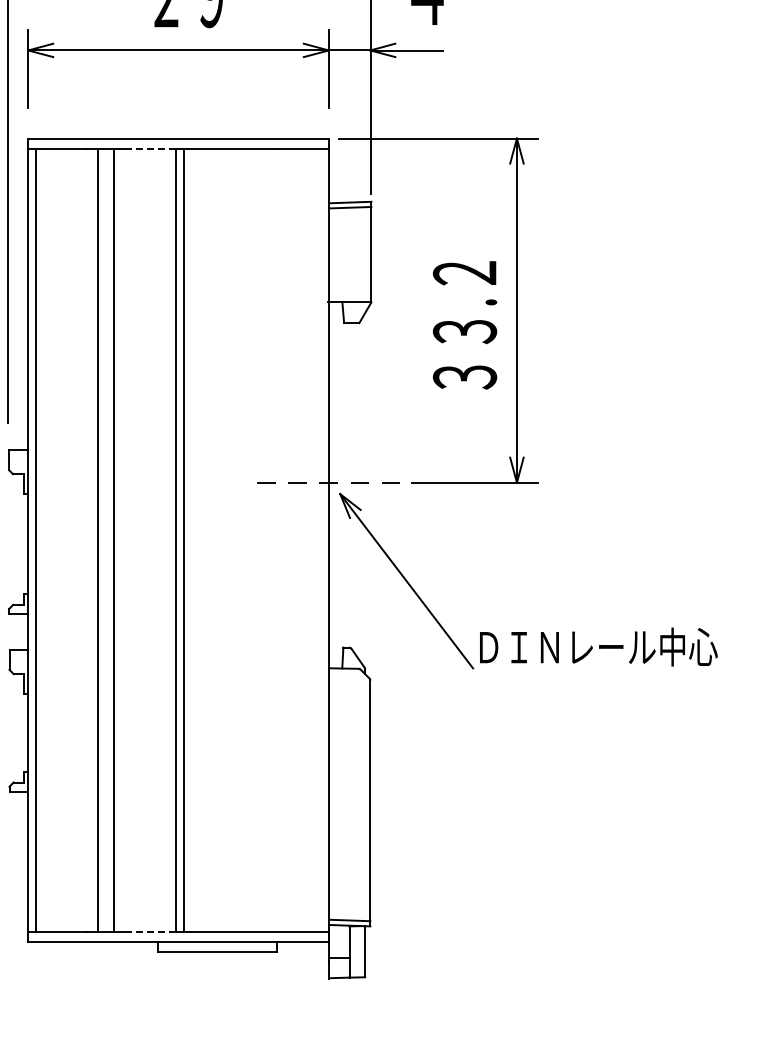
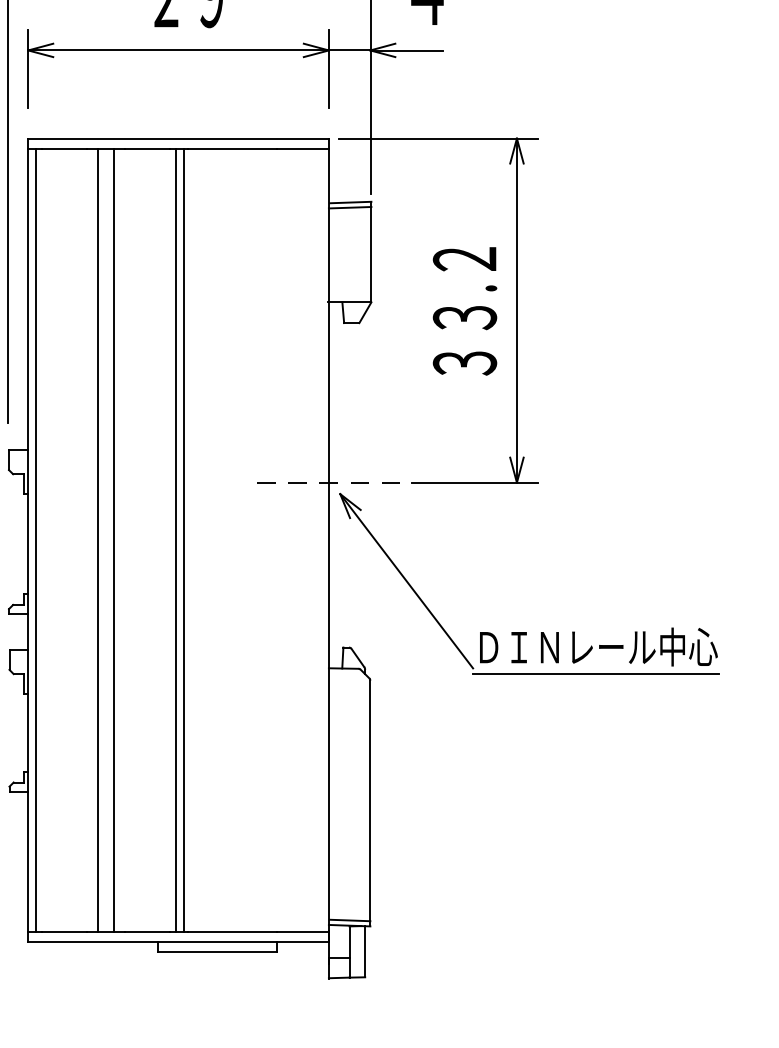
line: dashed -> solid (147, 148)
text position: (464, 325) -> (464, 311) (464, 311)
line: none -> present (595, 673)
line: dashed -> solid (147, 931)
